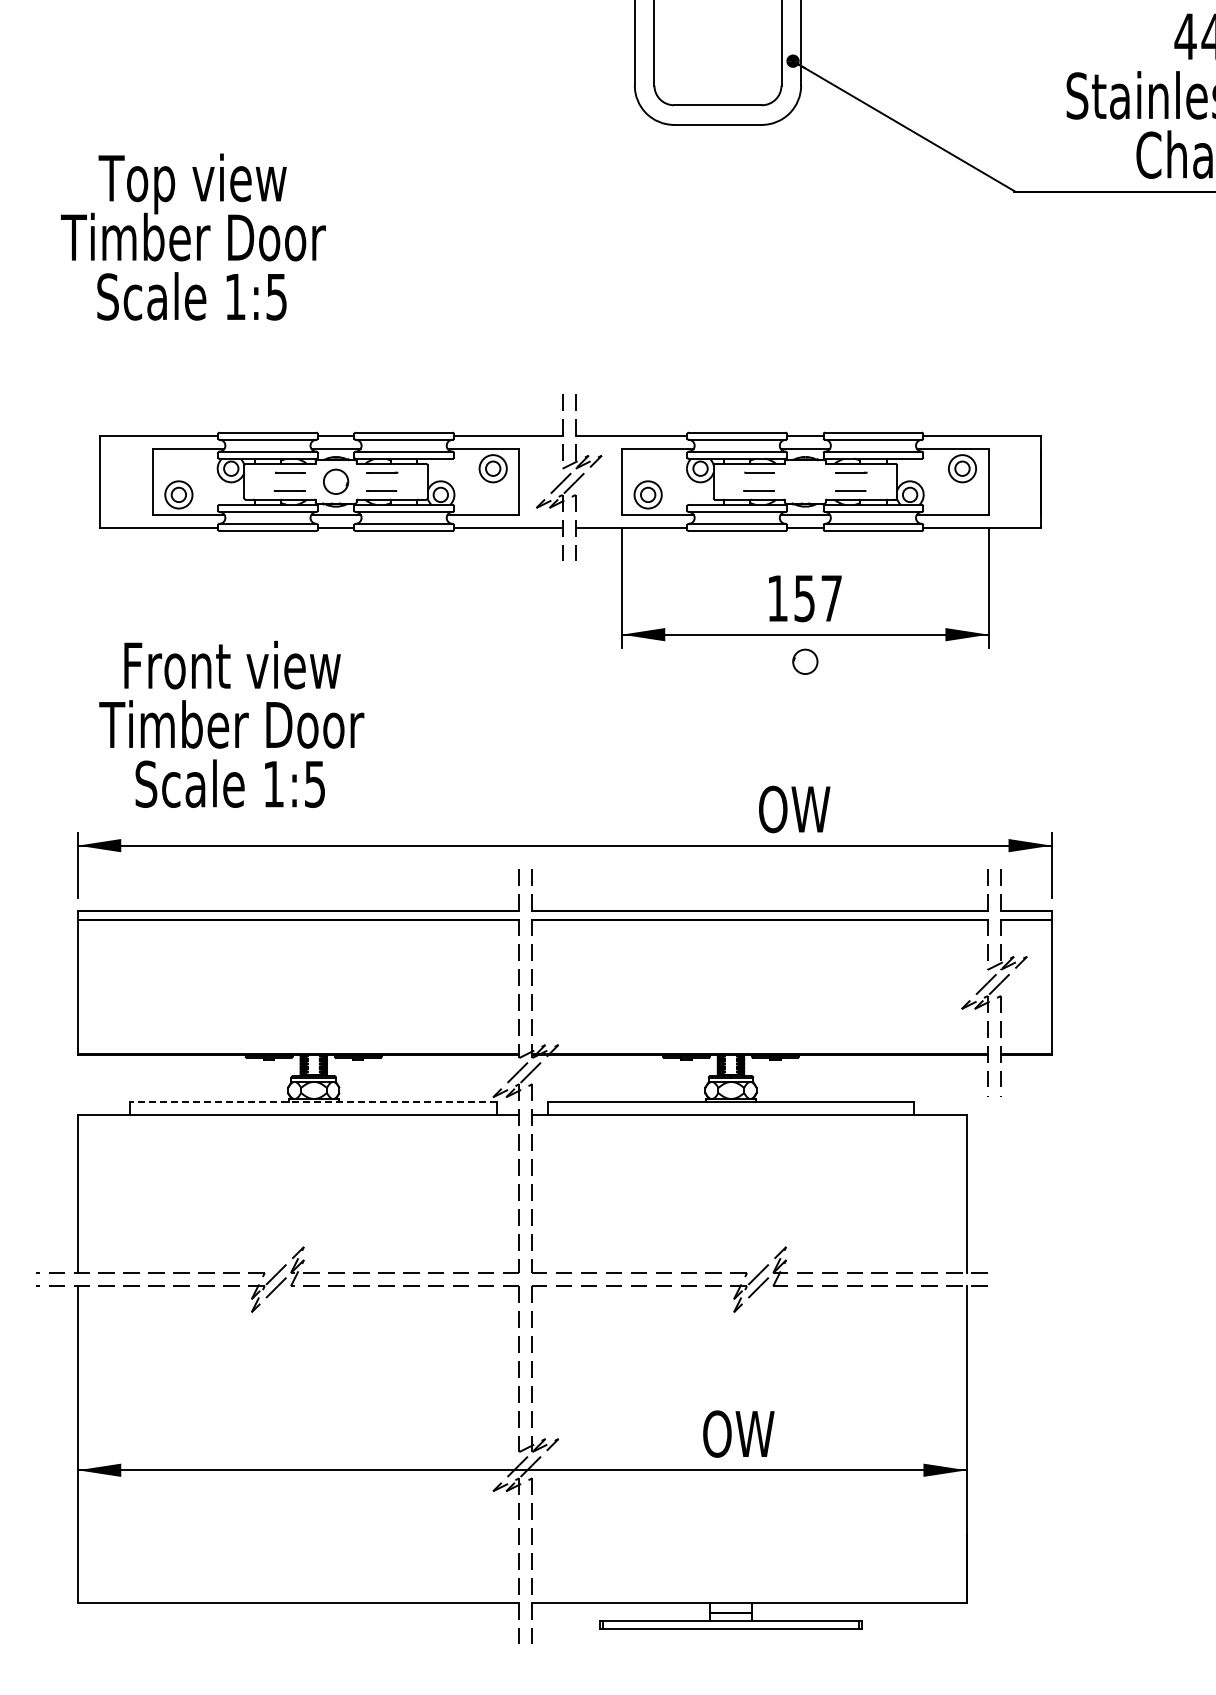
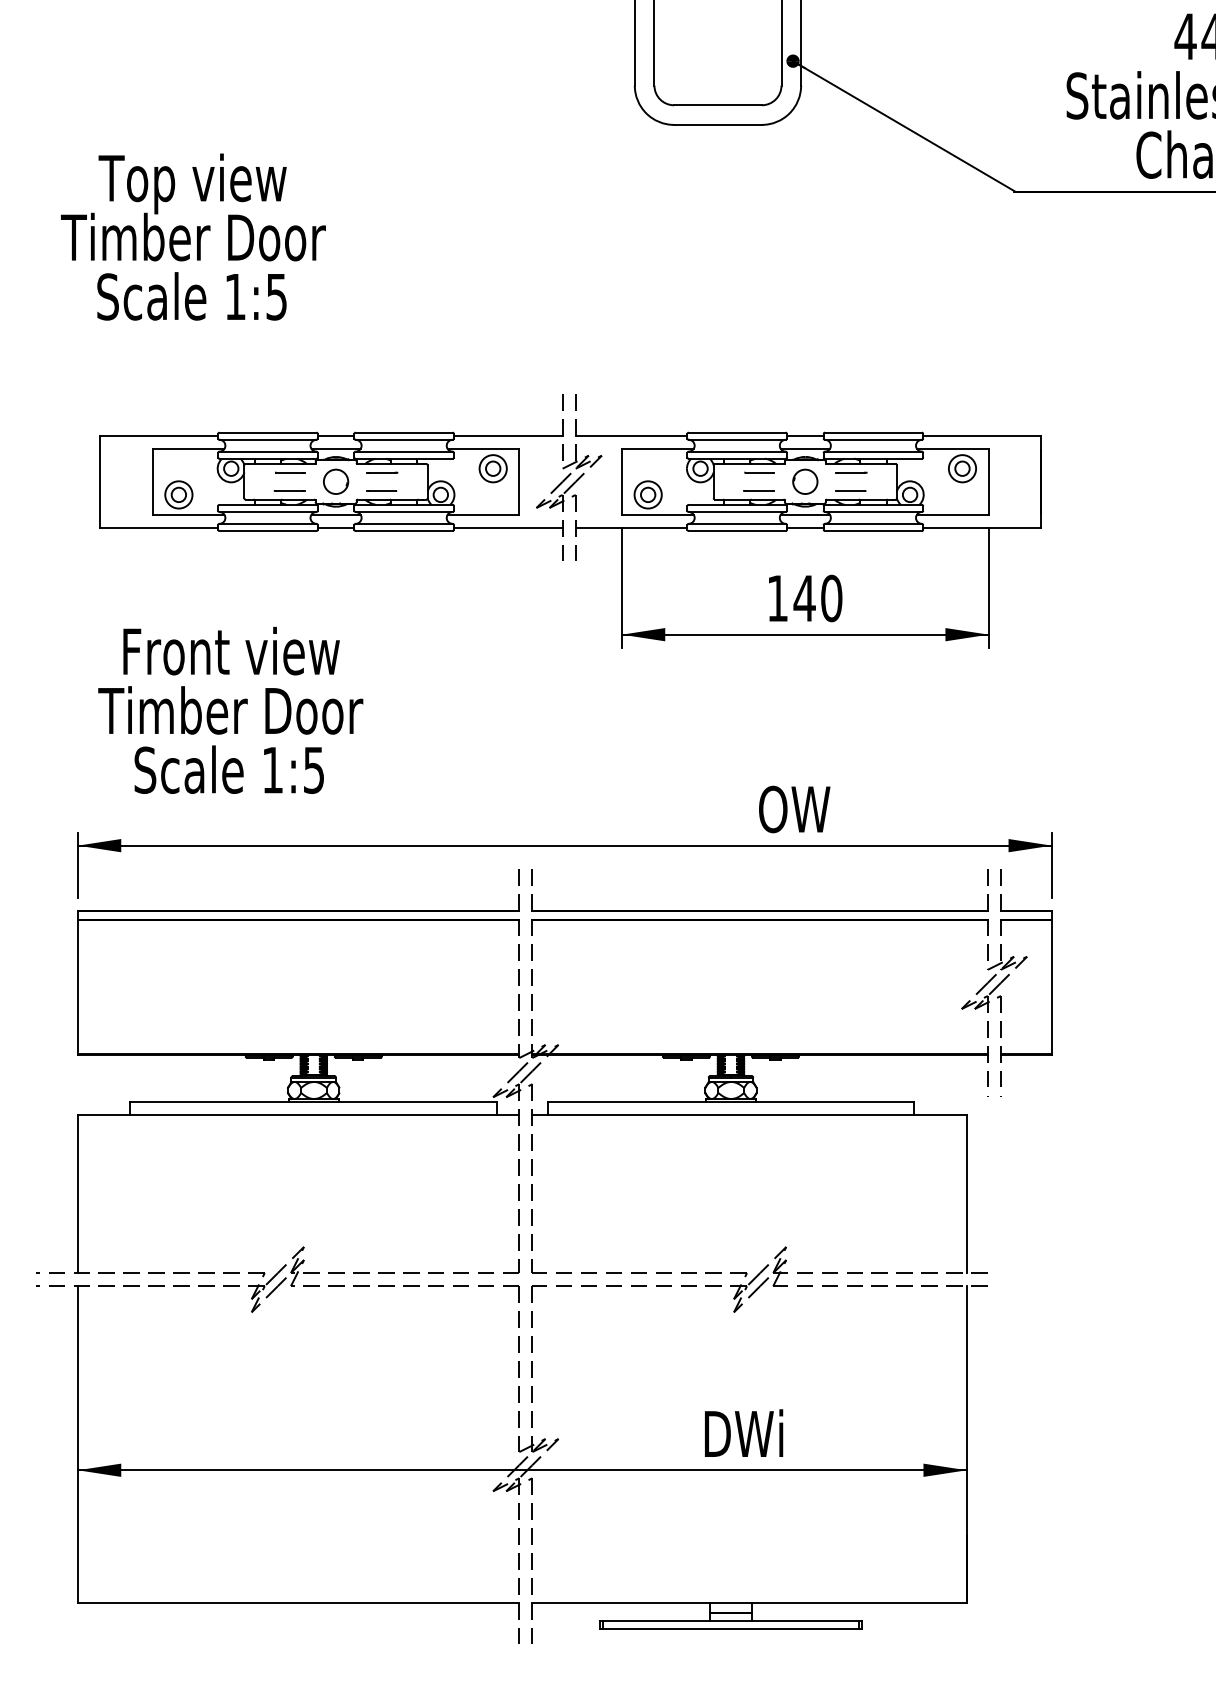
text: 157 -> 140 (817, 598)
circle position: (805, 661) -> (805, 481) (805, 481)
text position: (231, 723) -> (230, 709) (230, 709)
line: dashed -> solid (313, 1102)
text: OW -> DWi (743, 1433)
